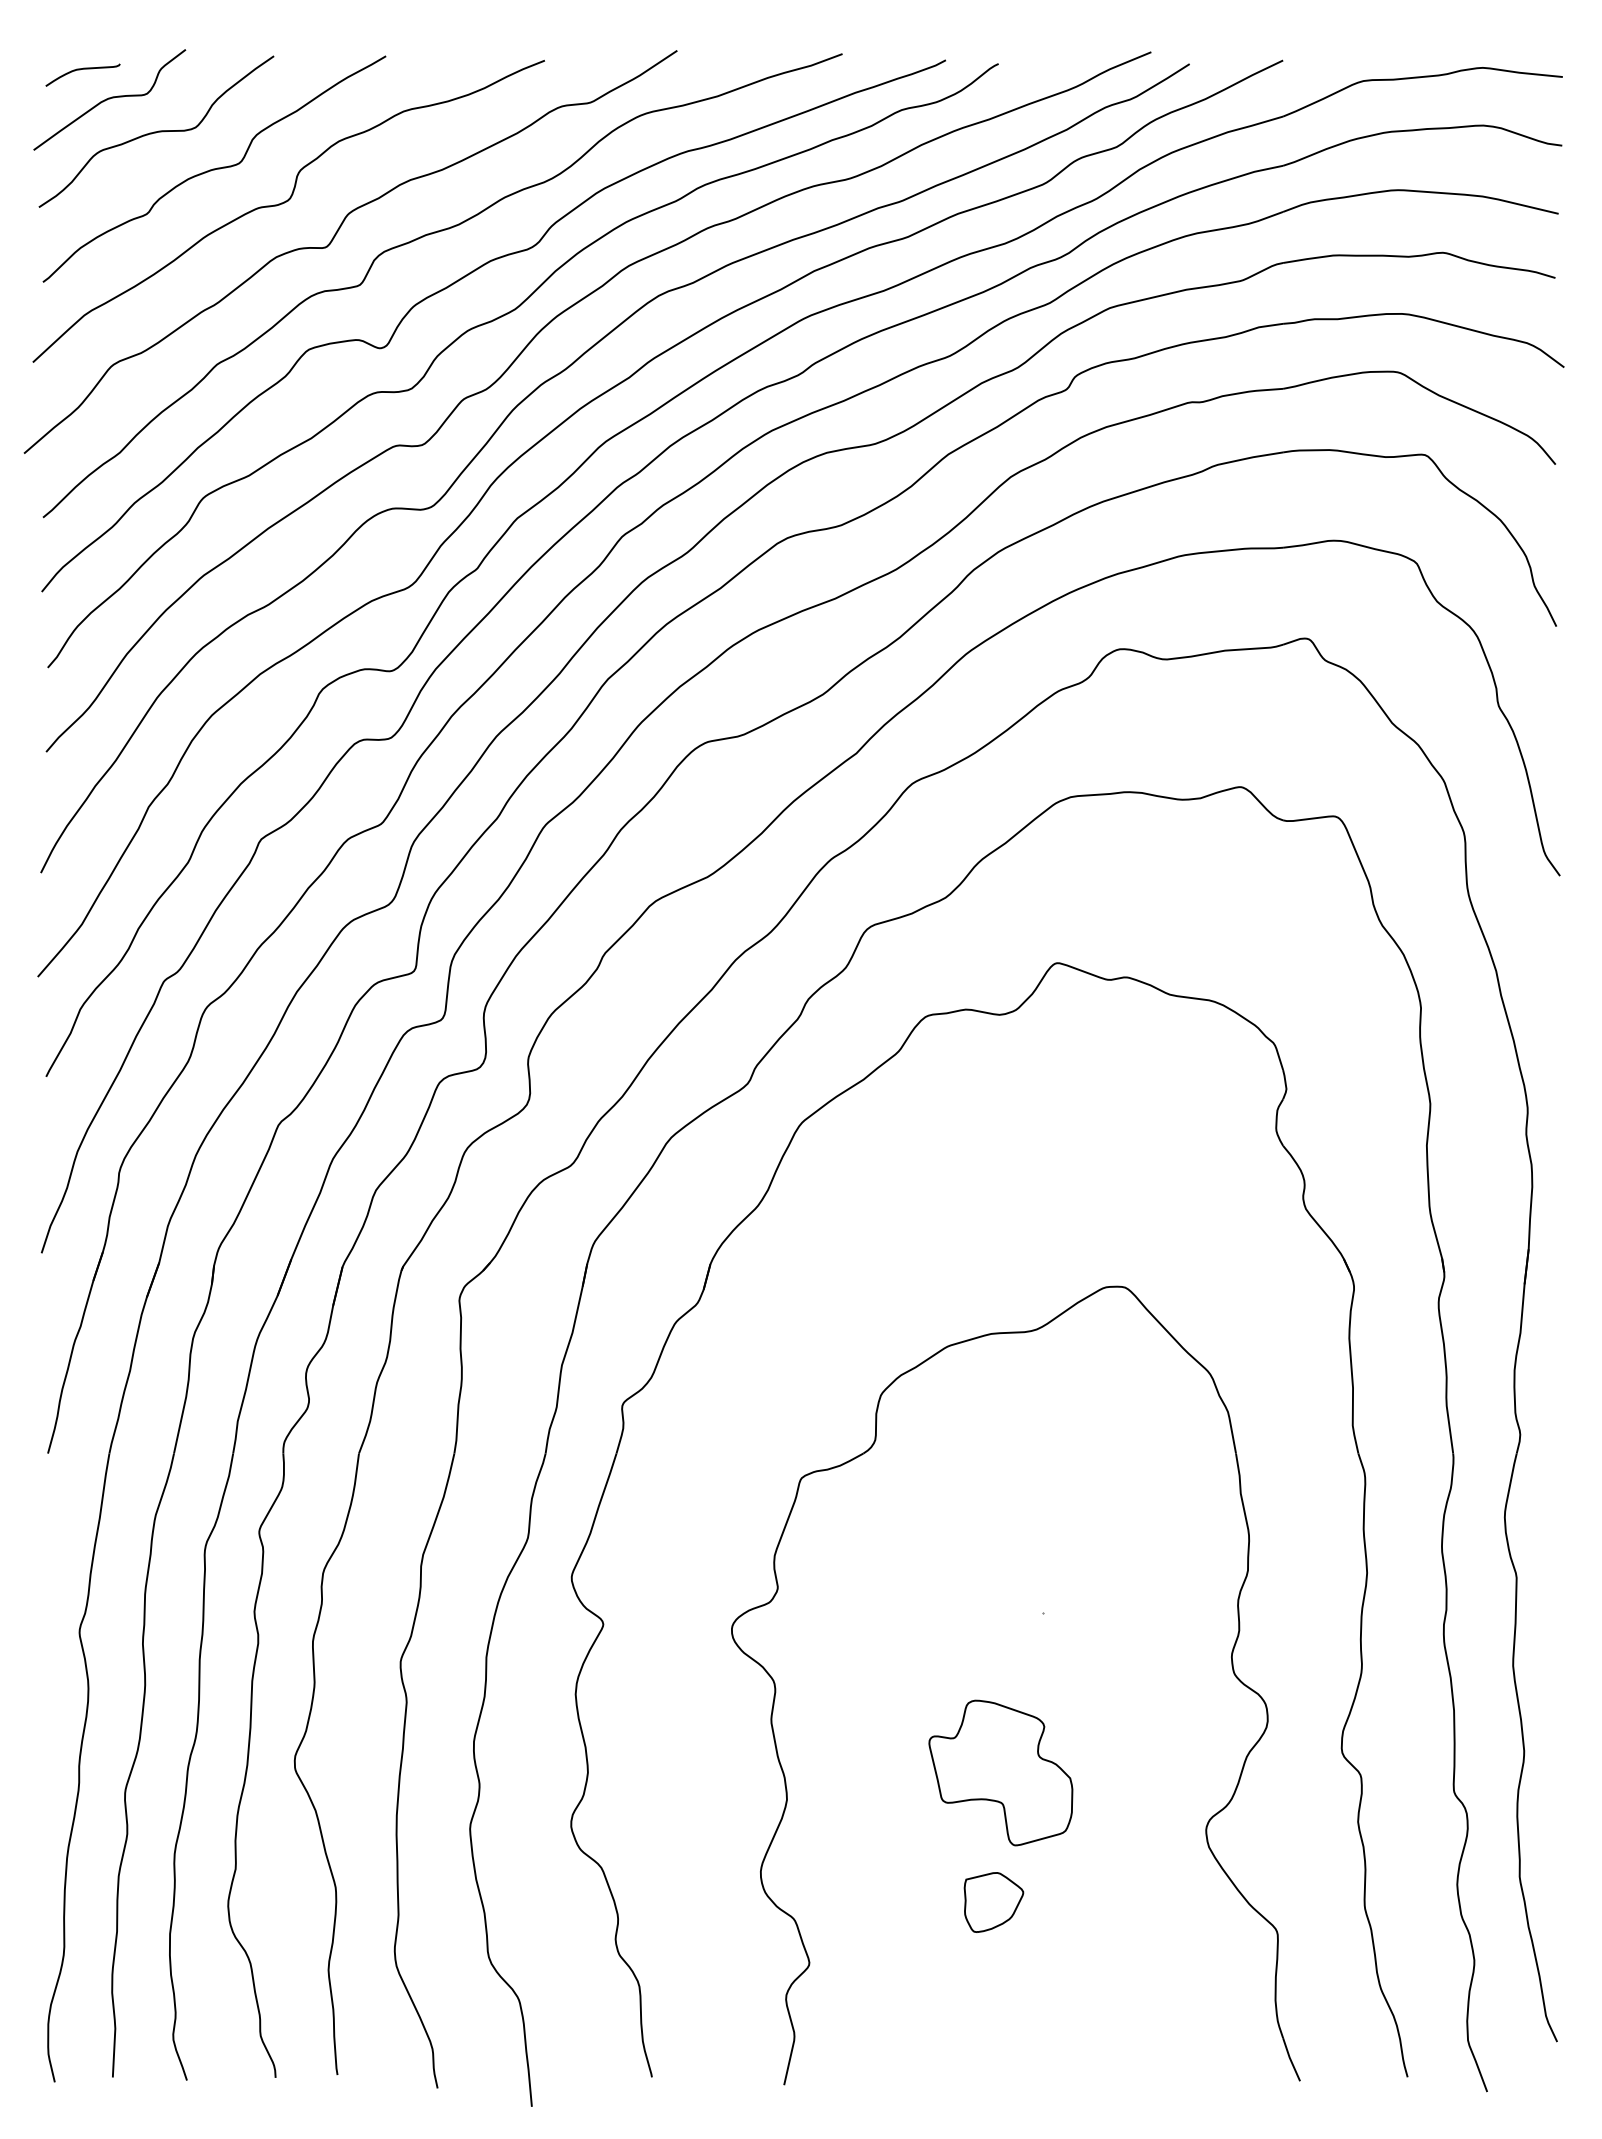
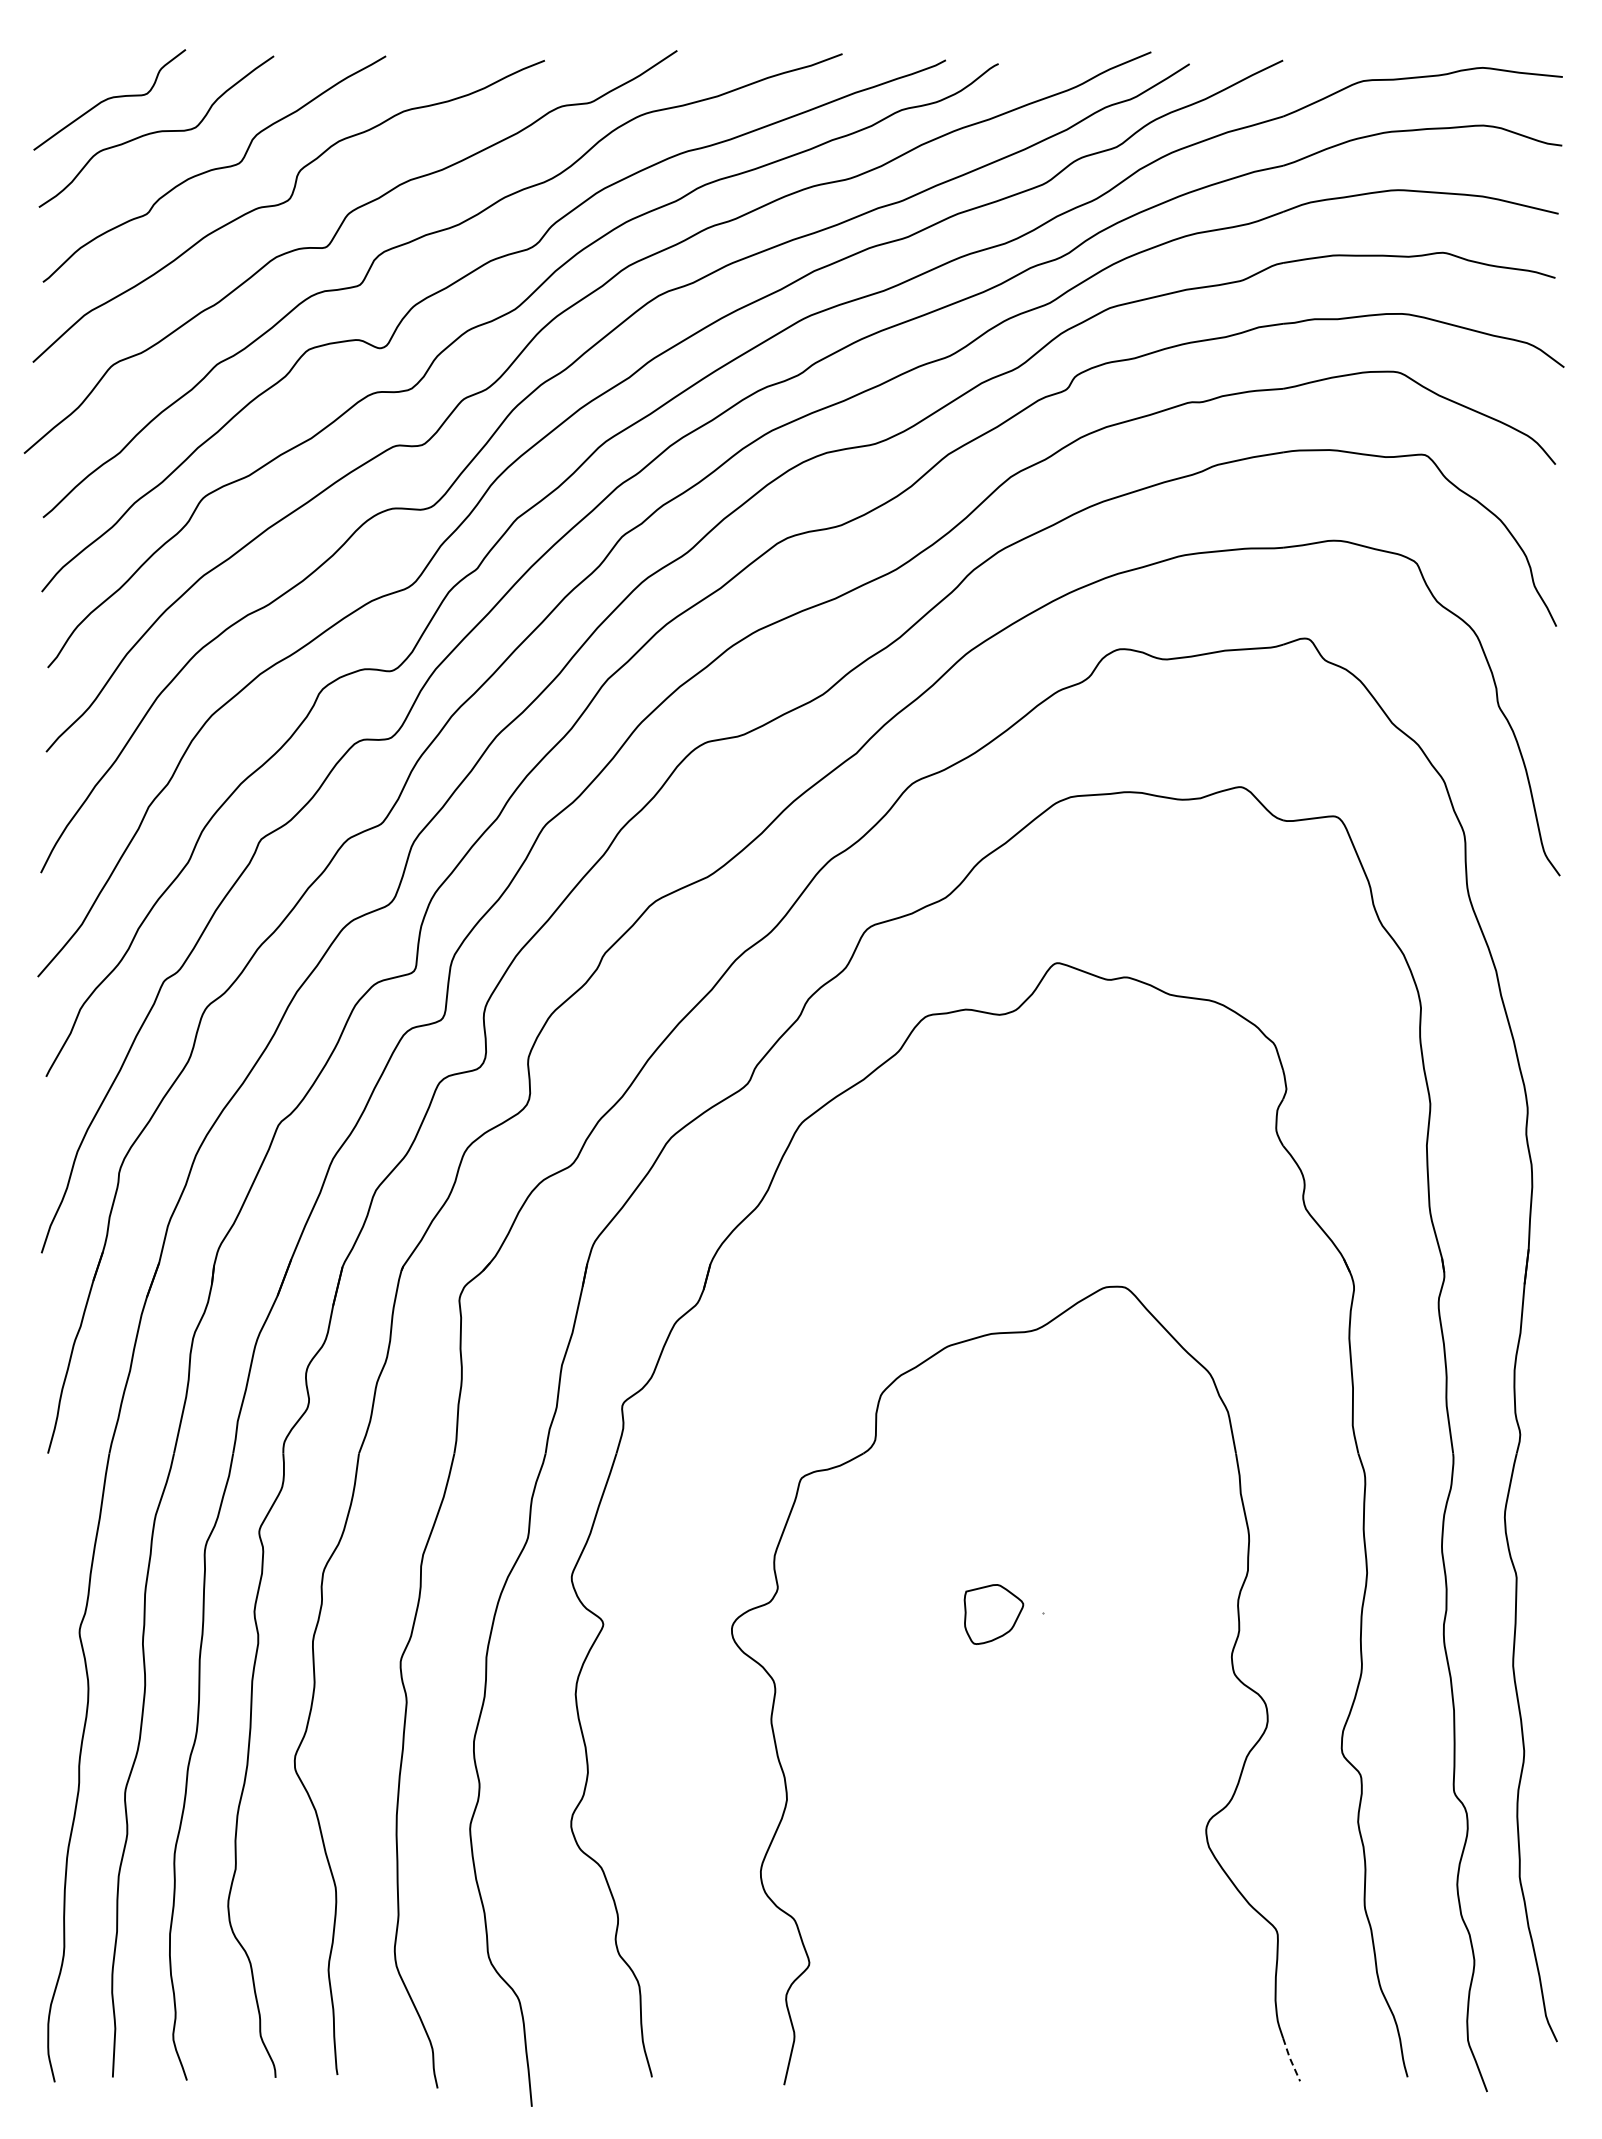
curve: present -> none (80, 70)
part: present -> none (1000, 1772)
part position: (993, 1902) -> (993, 1614) (993, 1614)
line: solid -> dashed (1290, 2059)
